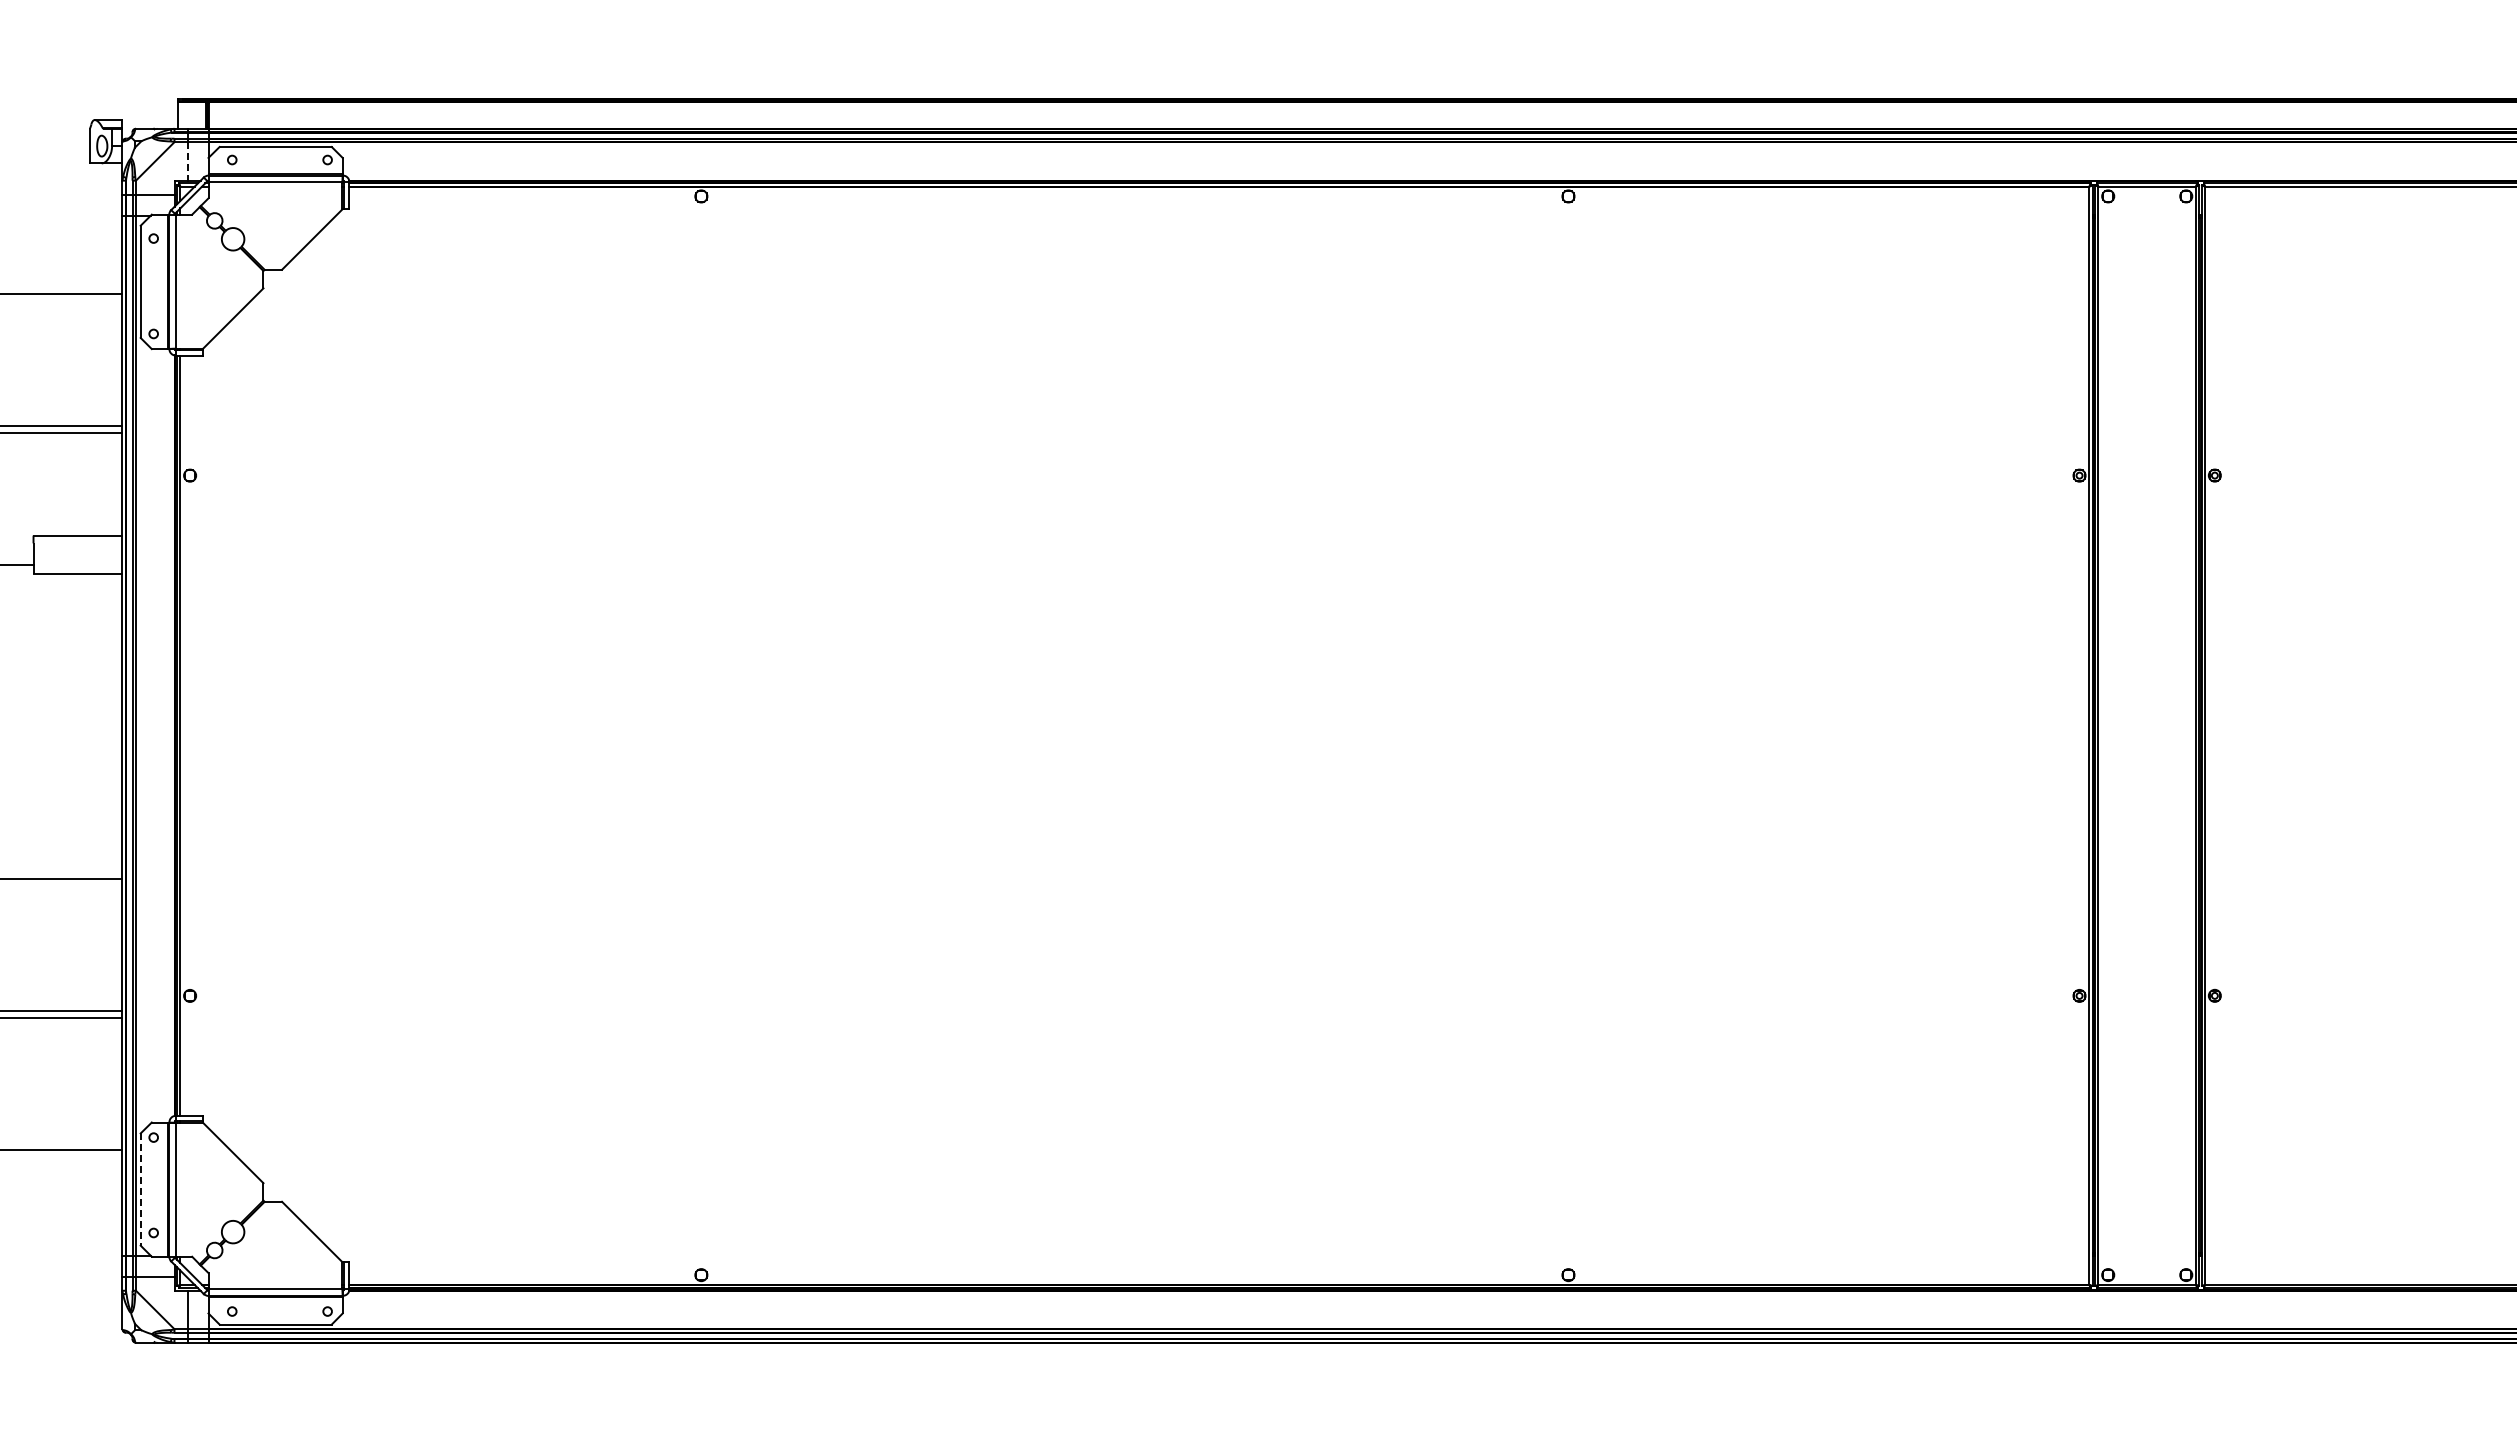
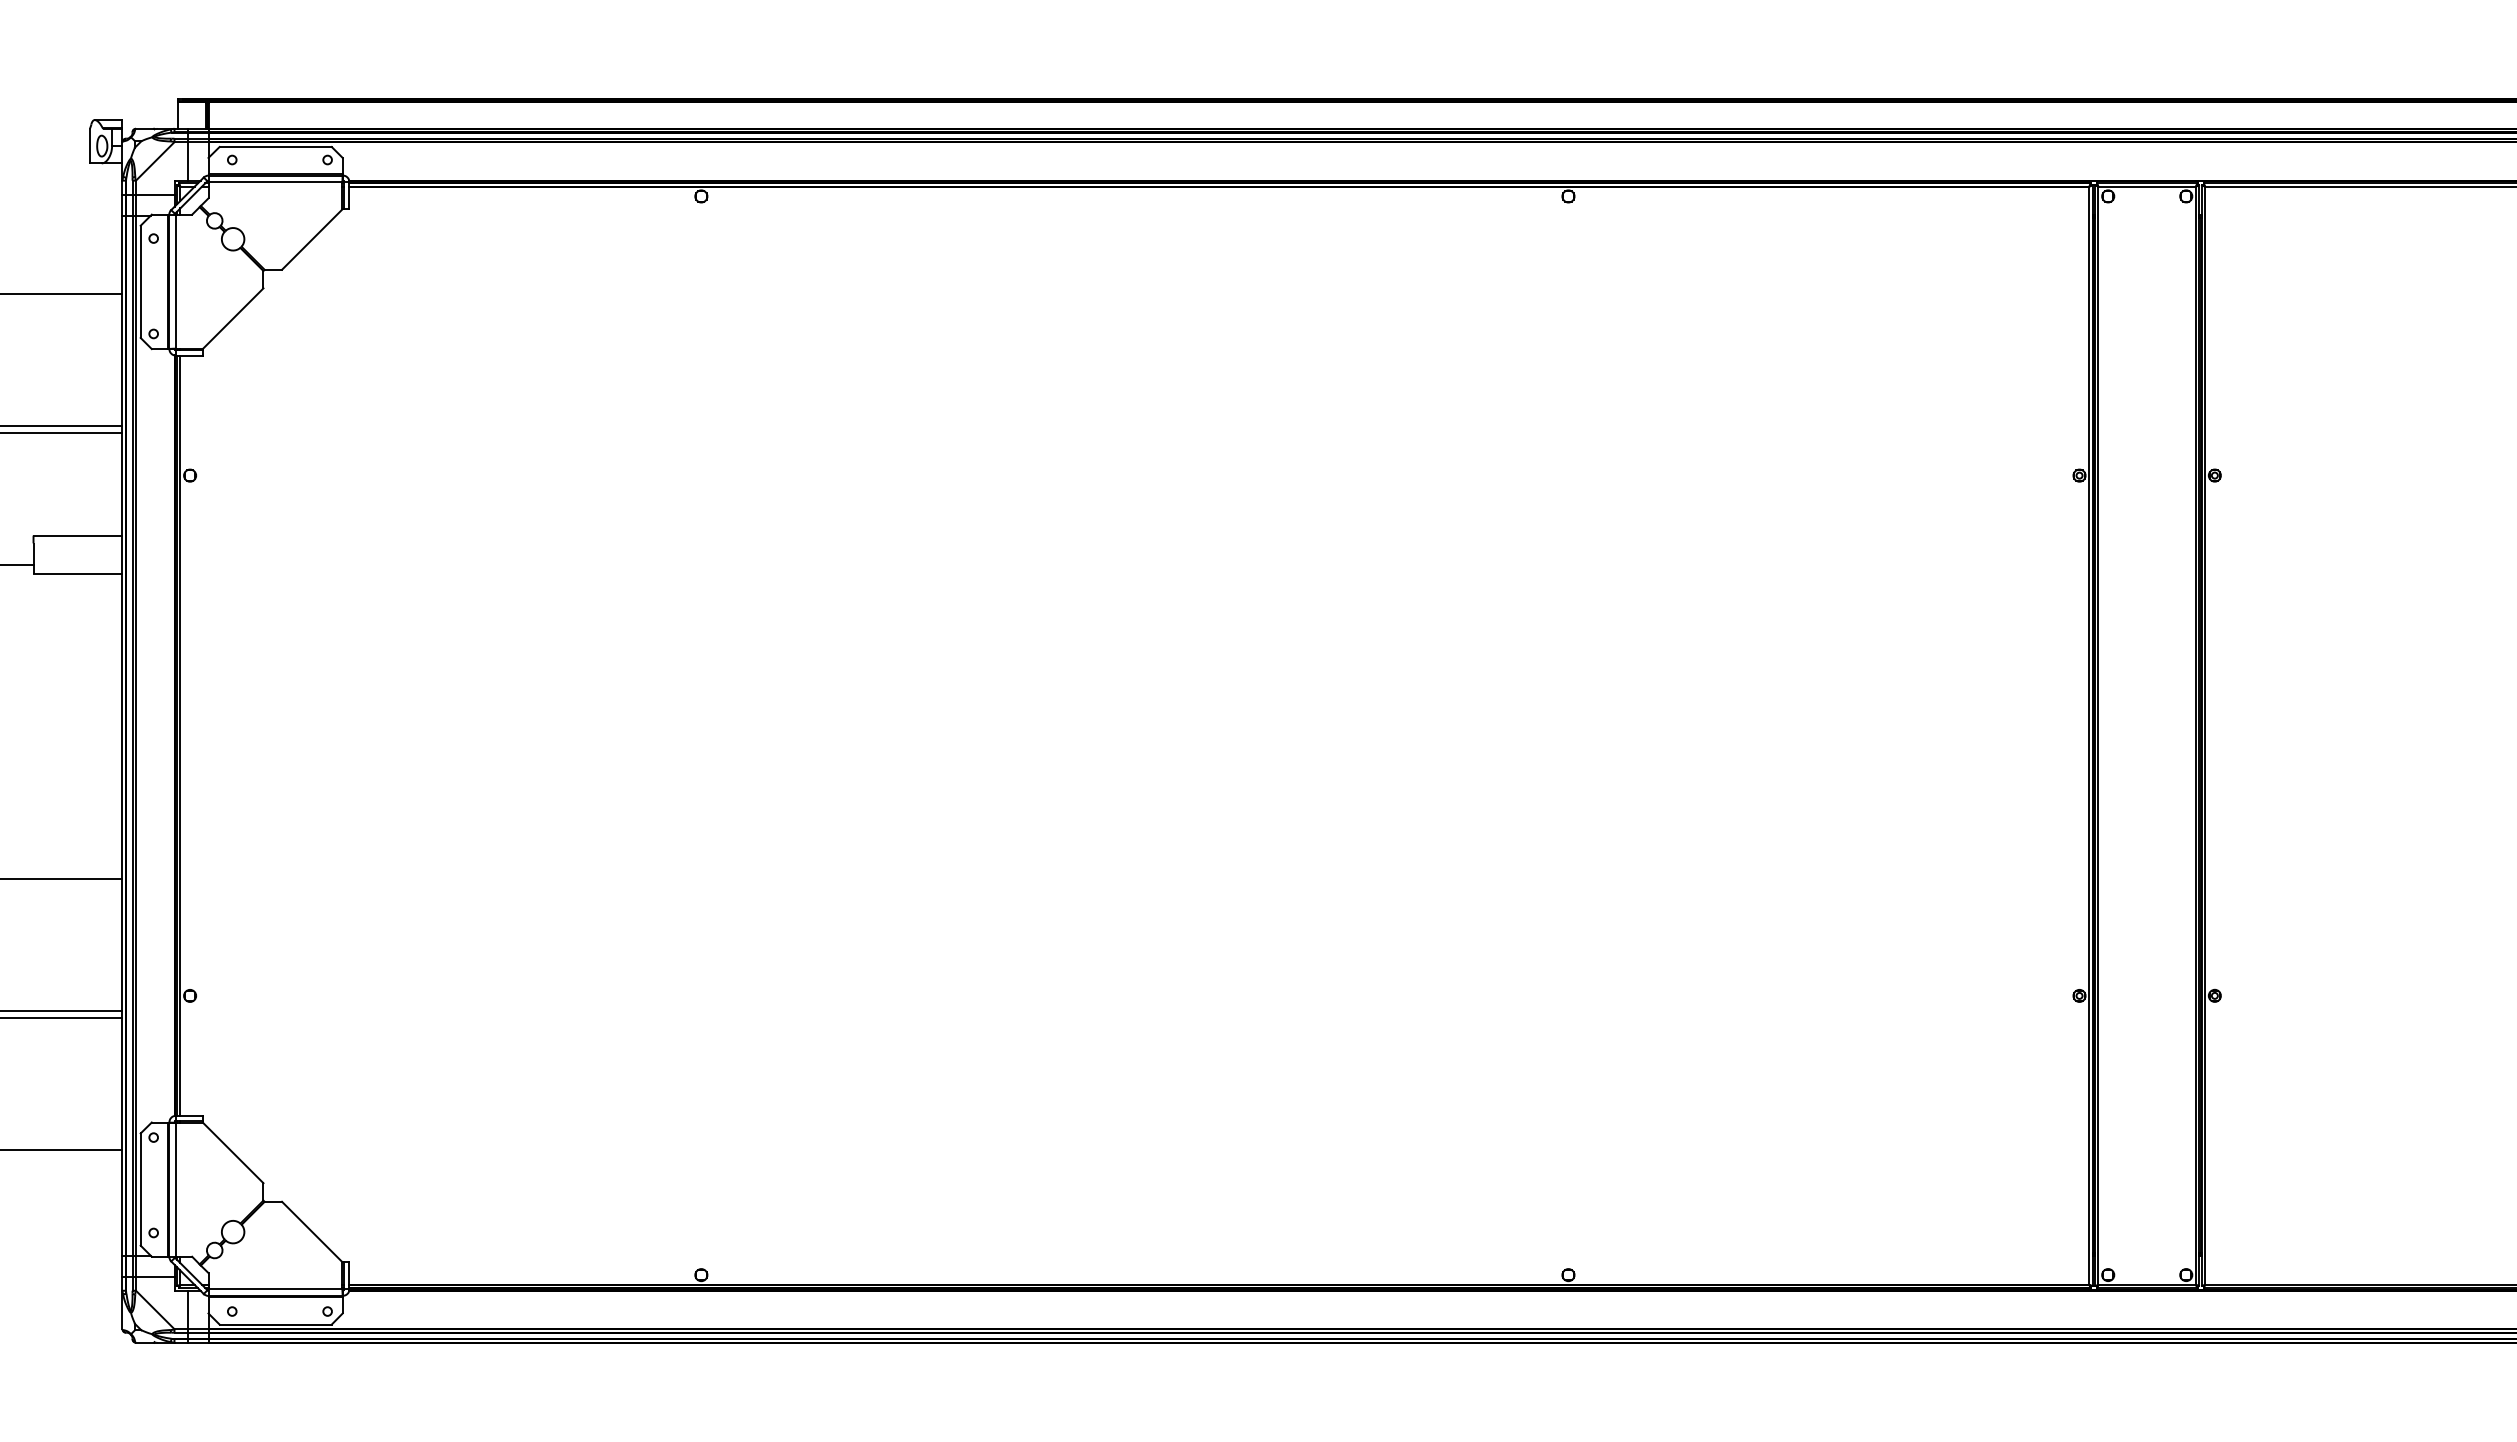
line: dashed -> solid (188, 162)
line: dashed -> solid (140, 1190)
